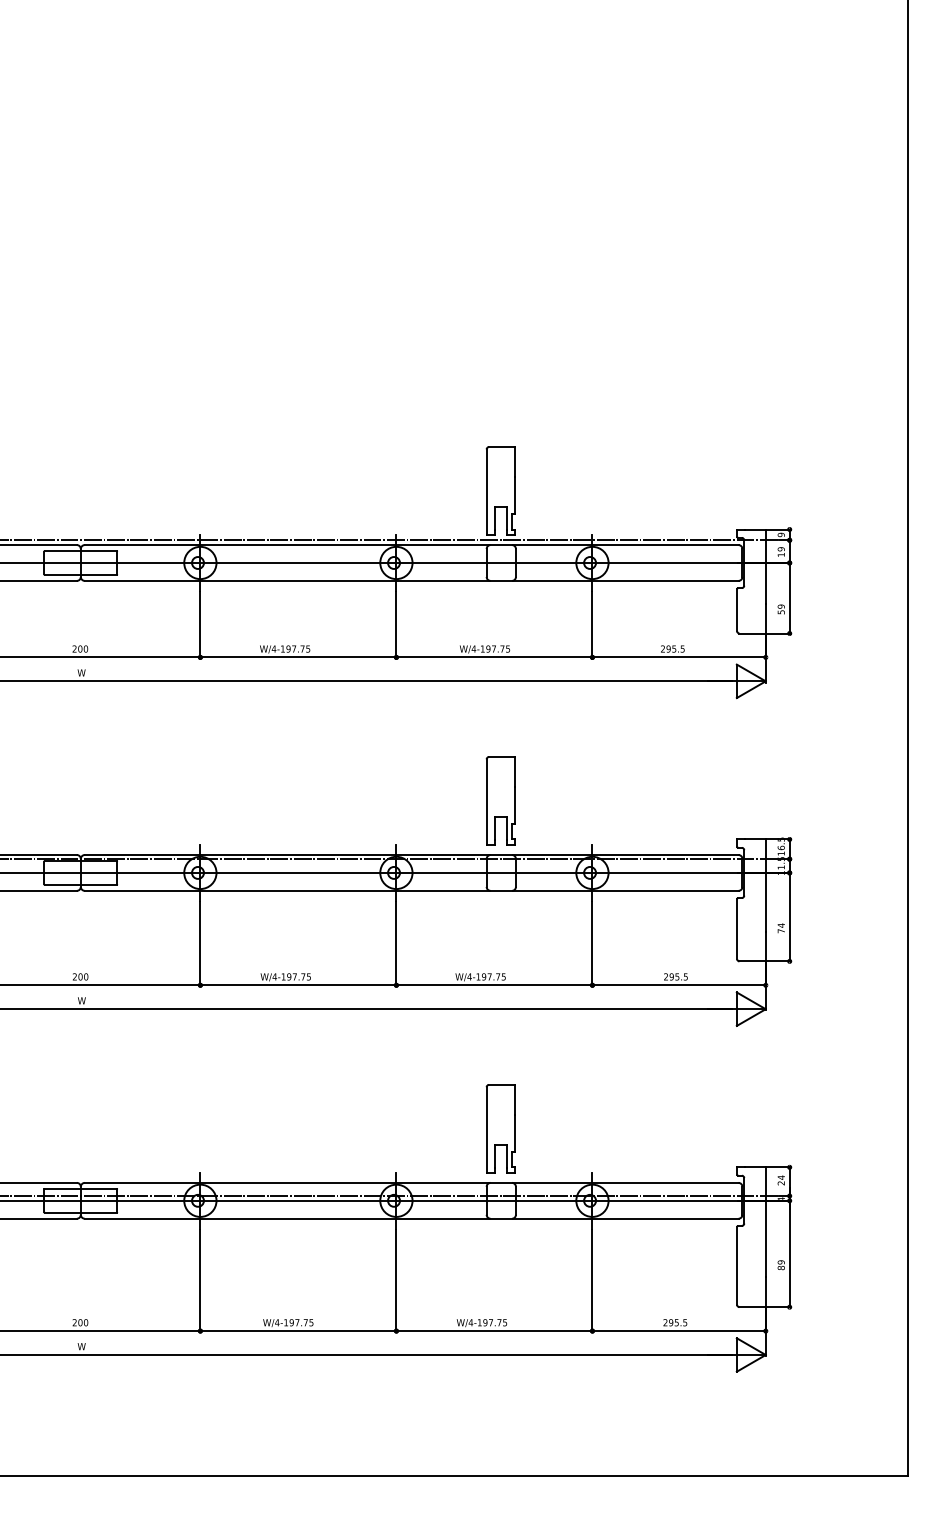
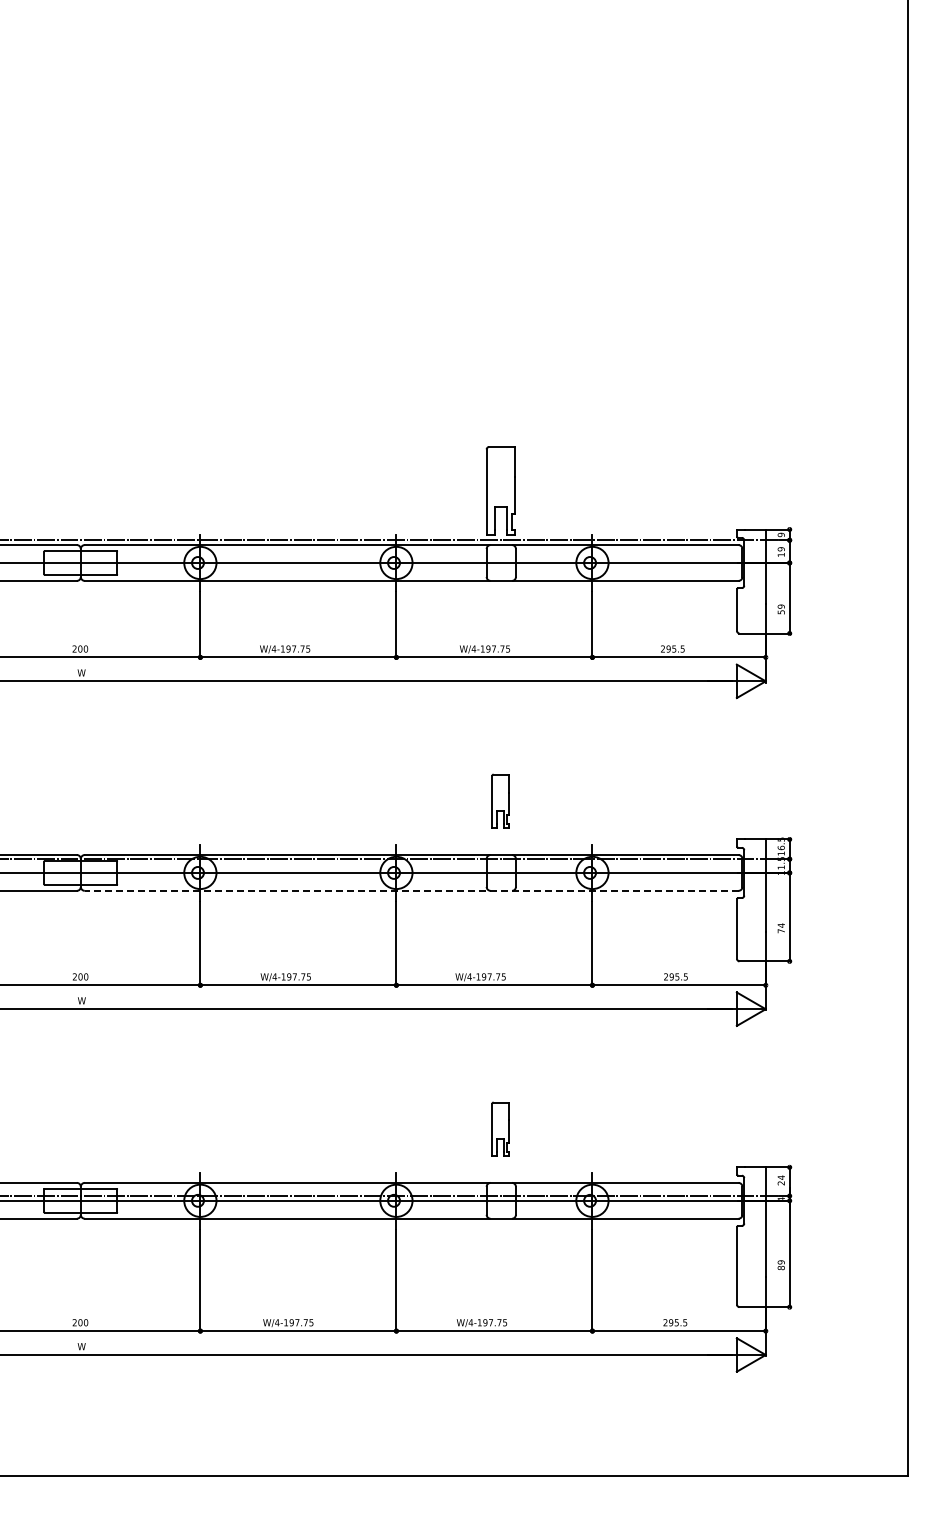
part size: 31x90 px -> 19x56 px (500, 800)
line: solid -> dashed (411, 890)
part size: 31x90 px -> 19x56 px (500, 1128)
